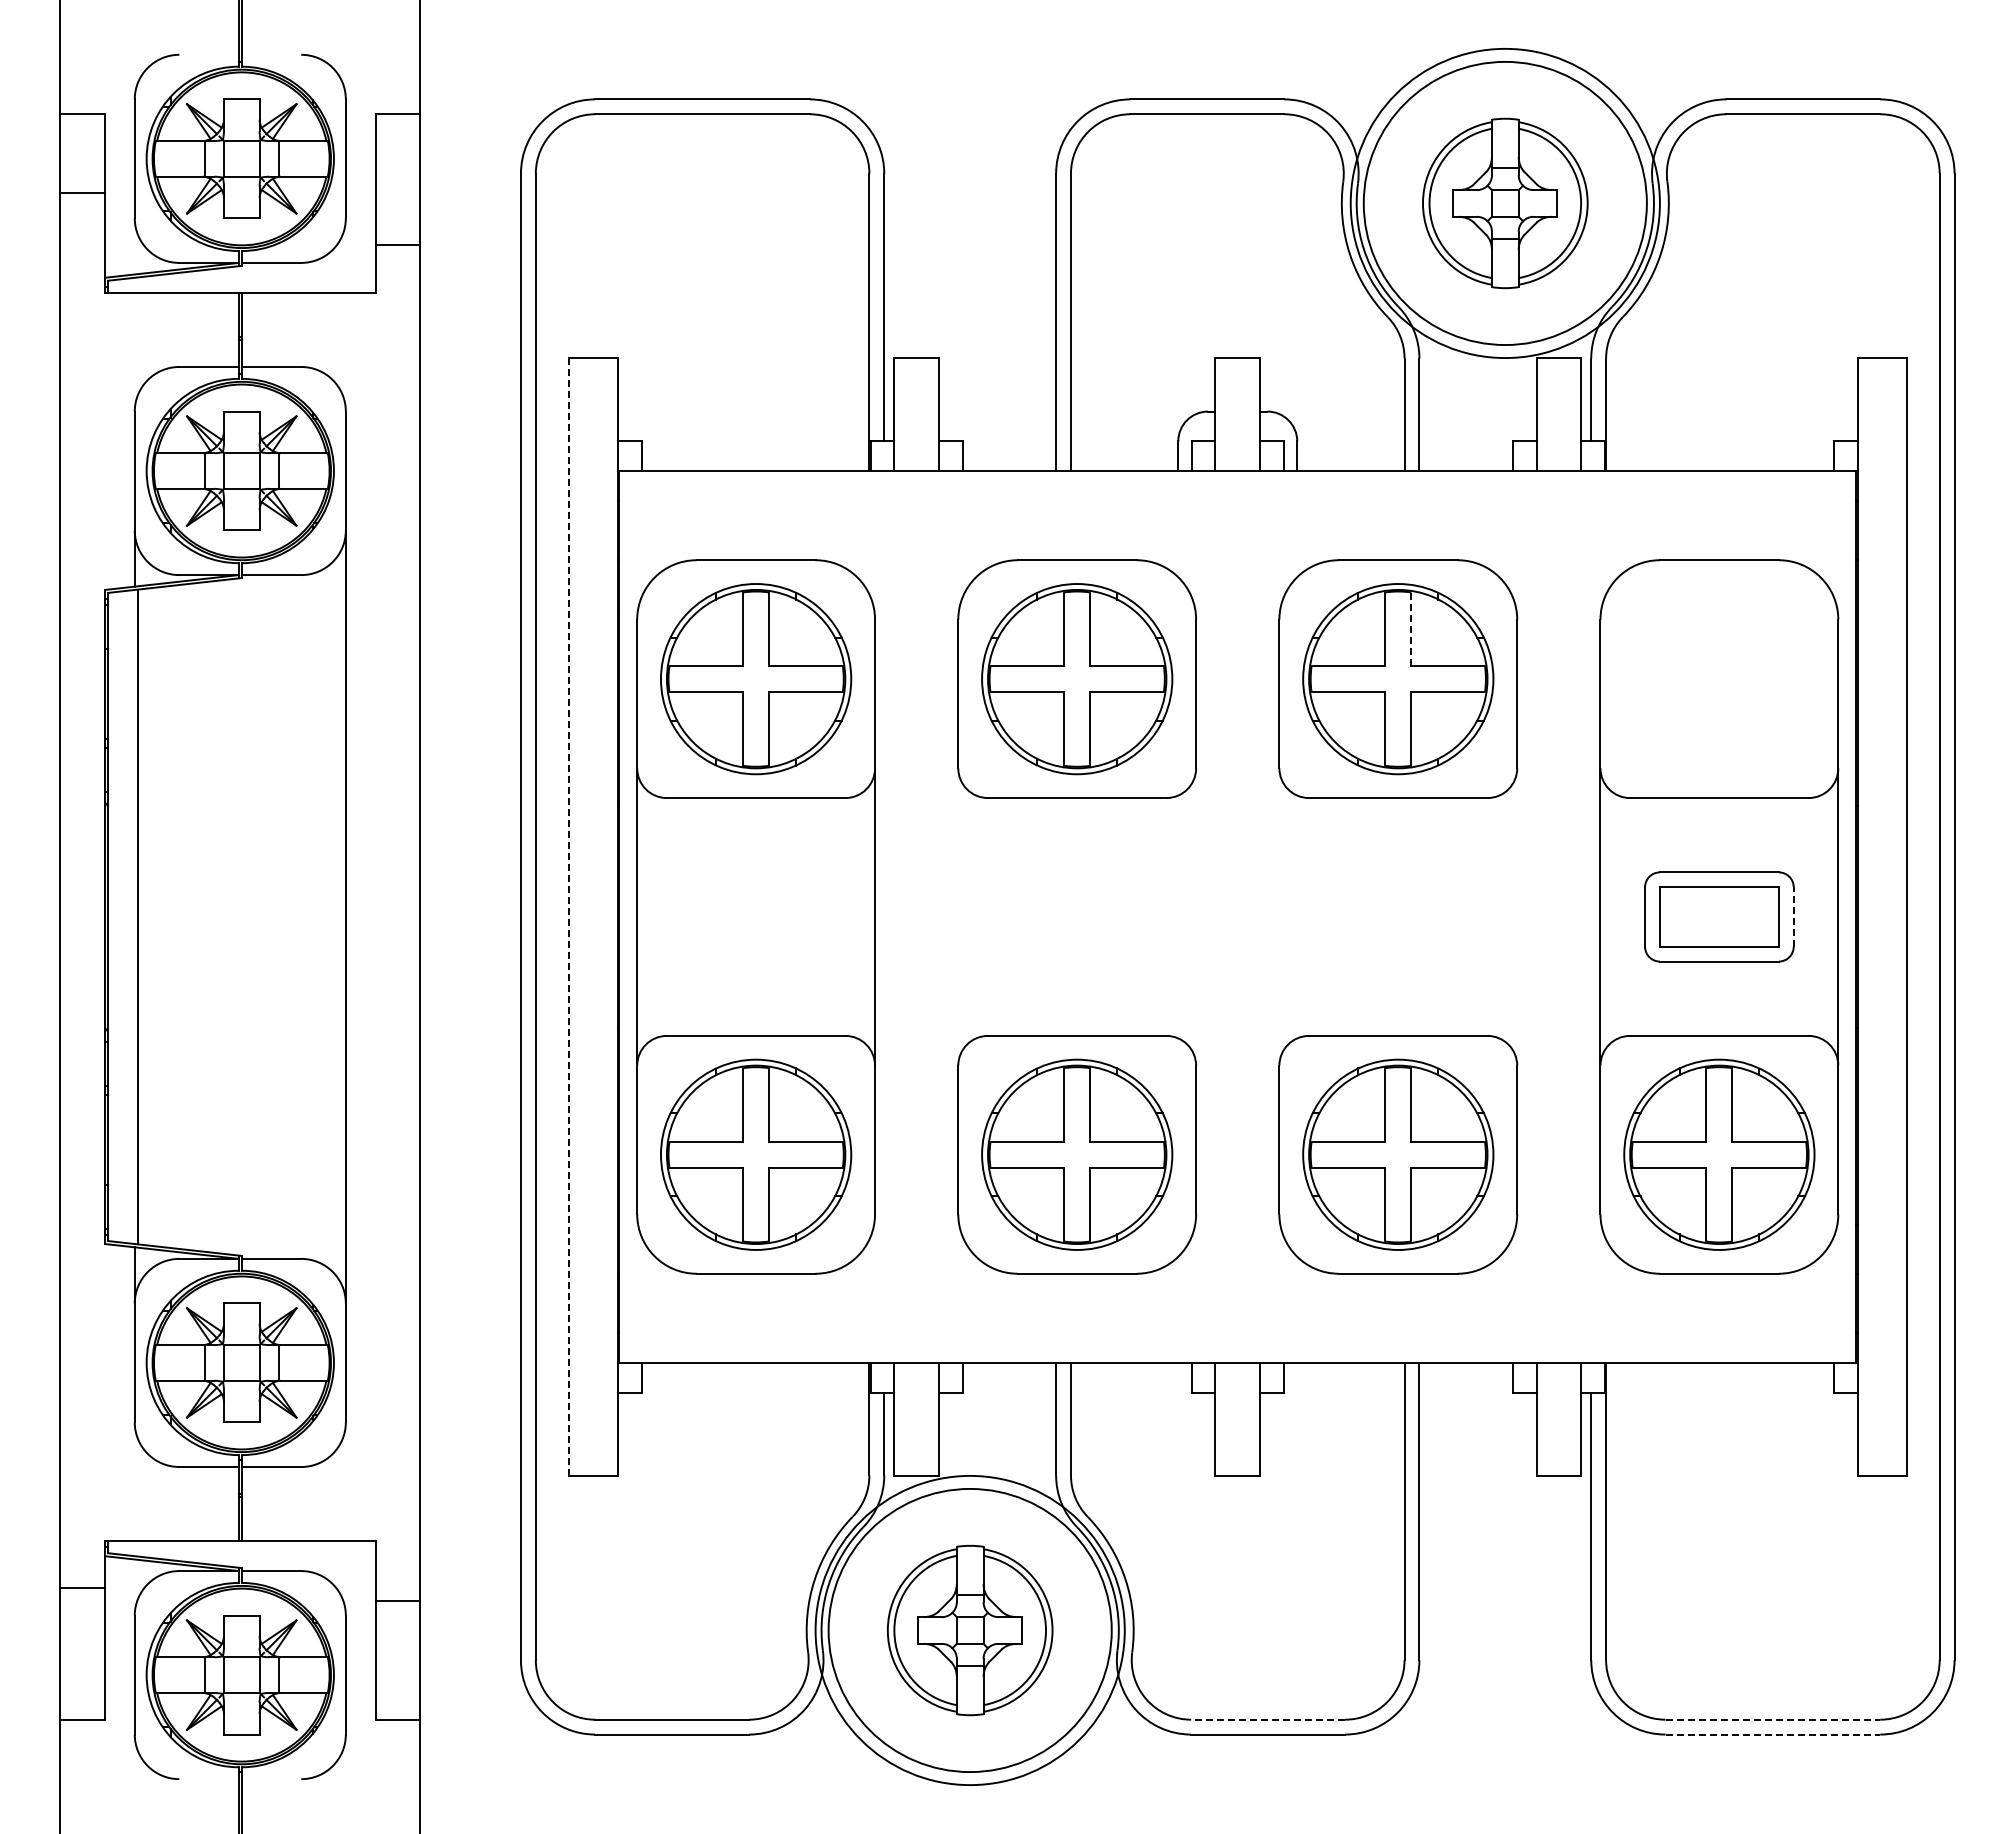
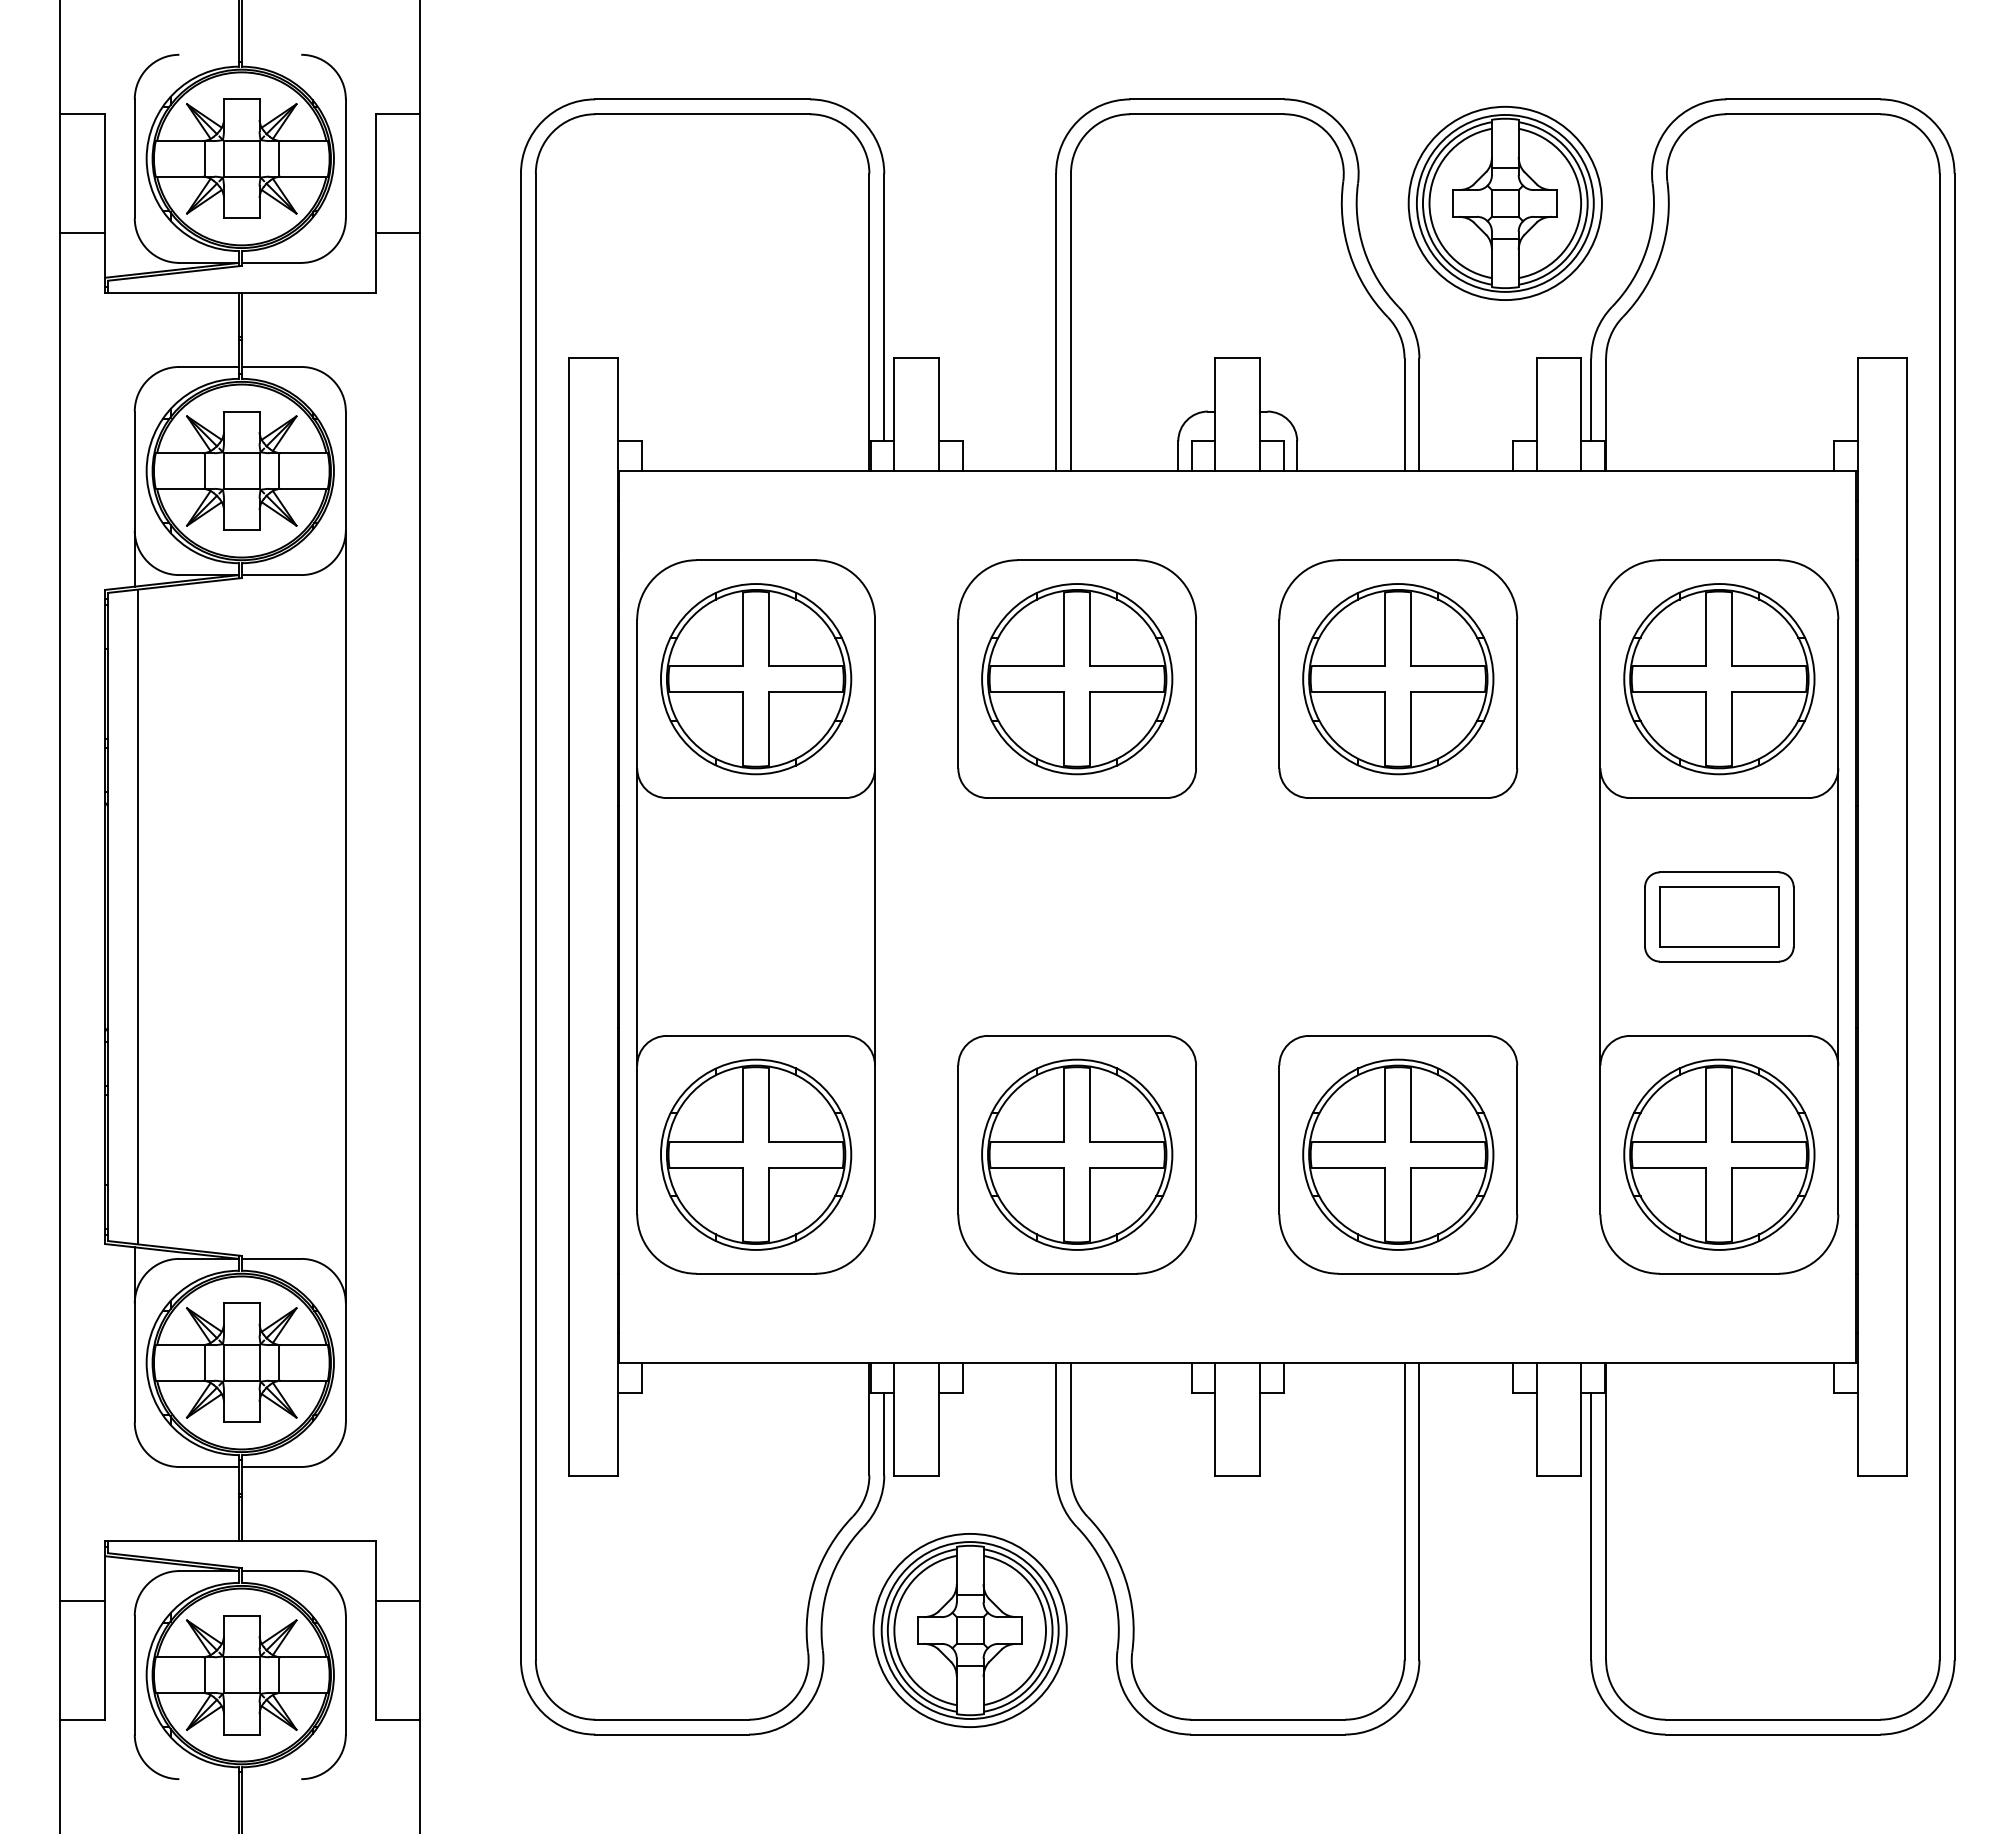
line position: (82, 193) -> (82, 233) (82, 233)
circle diameter: 283 px -> 177 px (1504, 202)
circle diameter: 309 px -> 193 px (1504, 203)
line position: (397, 245) -> (397, 233) (397, 233)
line: dashed -> solid (1411, 629)
part: none -> present (1719, 679)
line: dashed -> solid (568, 916)
line: dashed -> solid (1793, 916)
line position: (82, 1587) -> (82, 1600) (82, 1600)
circle diameter: 283 px -> 177 px (969, 1630)
circle diameter: 309 px -> 193 px (969, 1630)
line: dashed -> solid (1268, 1719)
line: dashed -> solid (1773, 1719)
line: dashed -> solid (1773, 1734)
